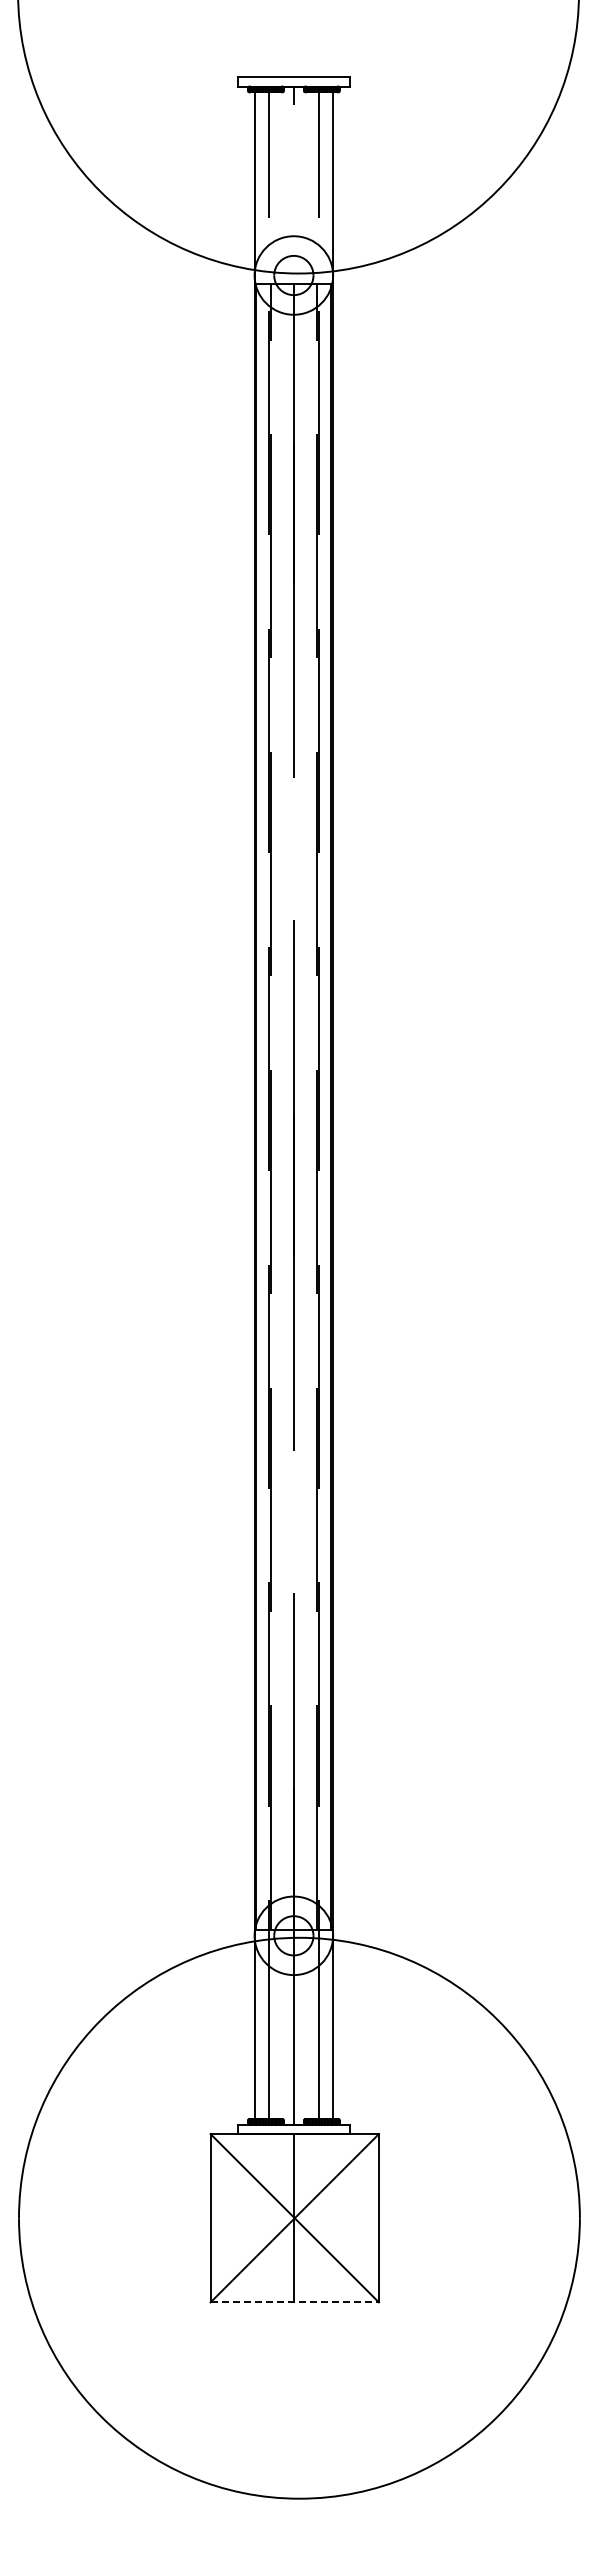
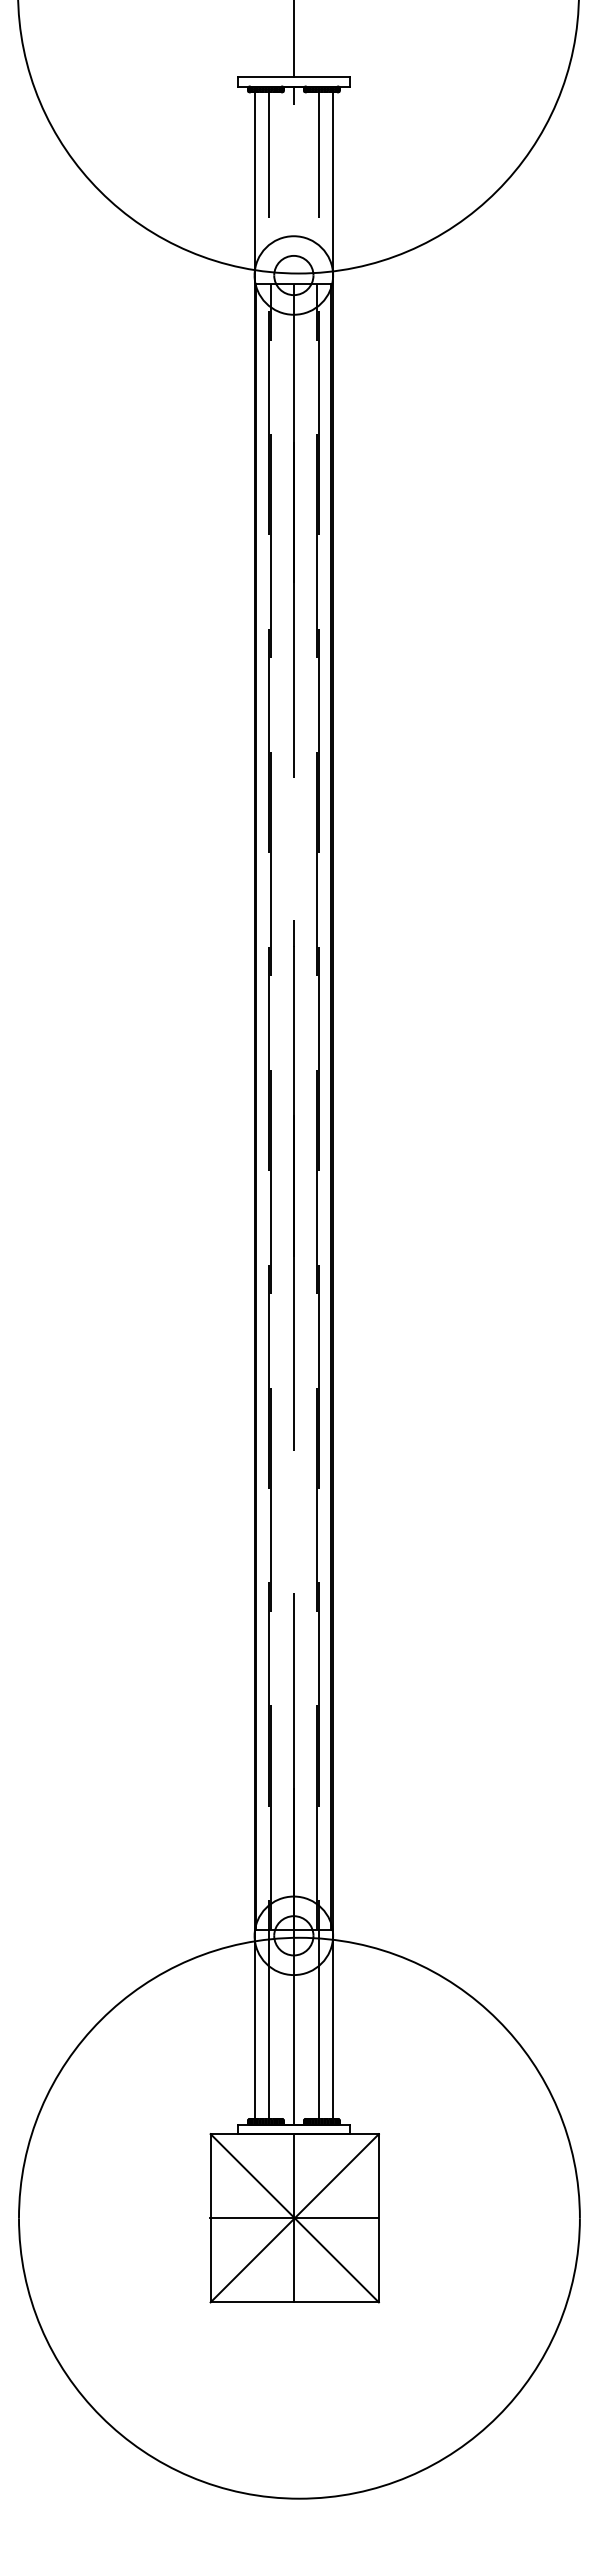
line: none -> present (293, 39)
line: none -> present (293, 2218)
line: dashed -> solid (295, 2302)
